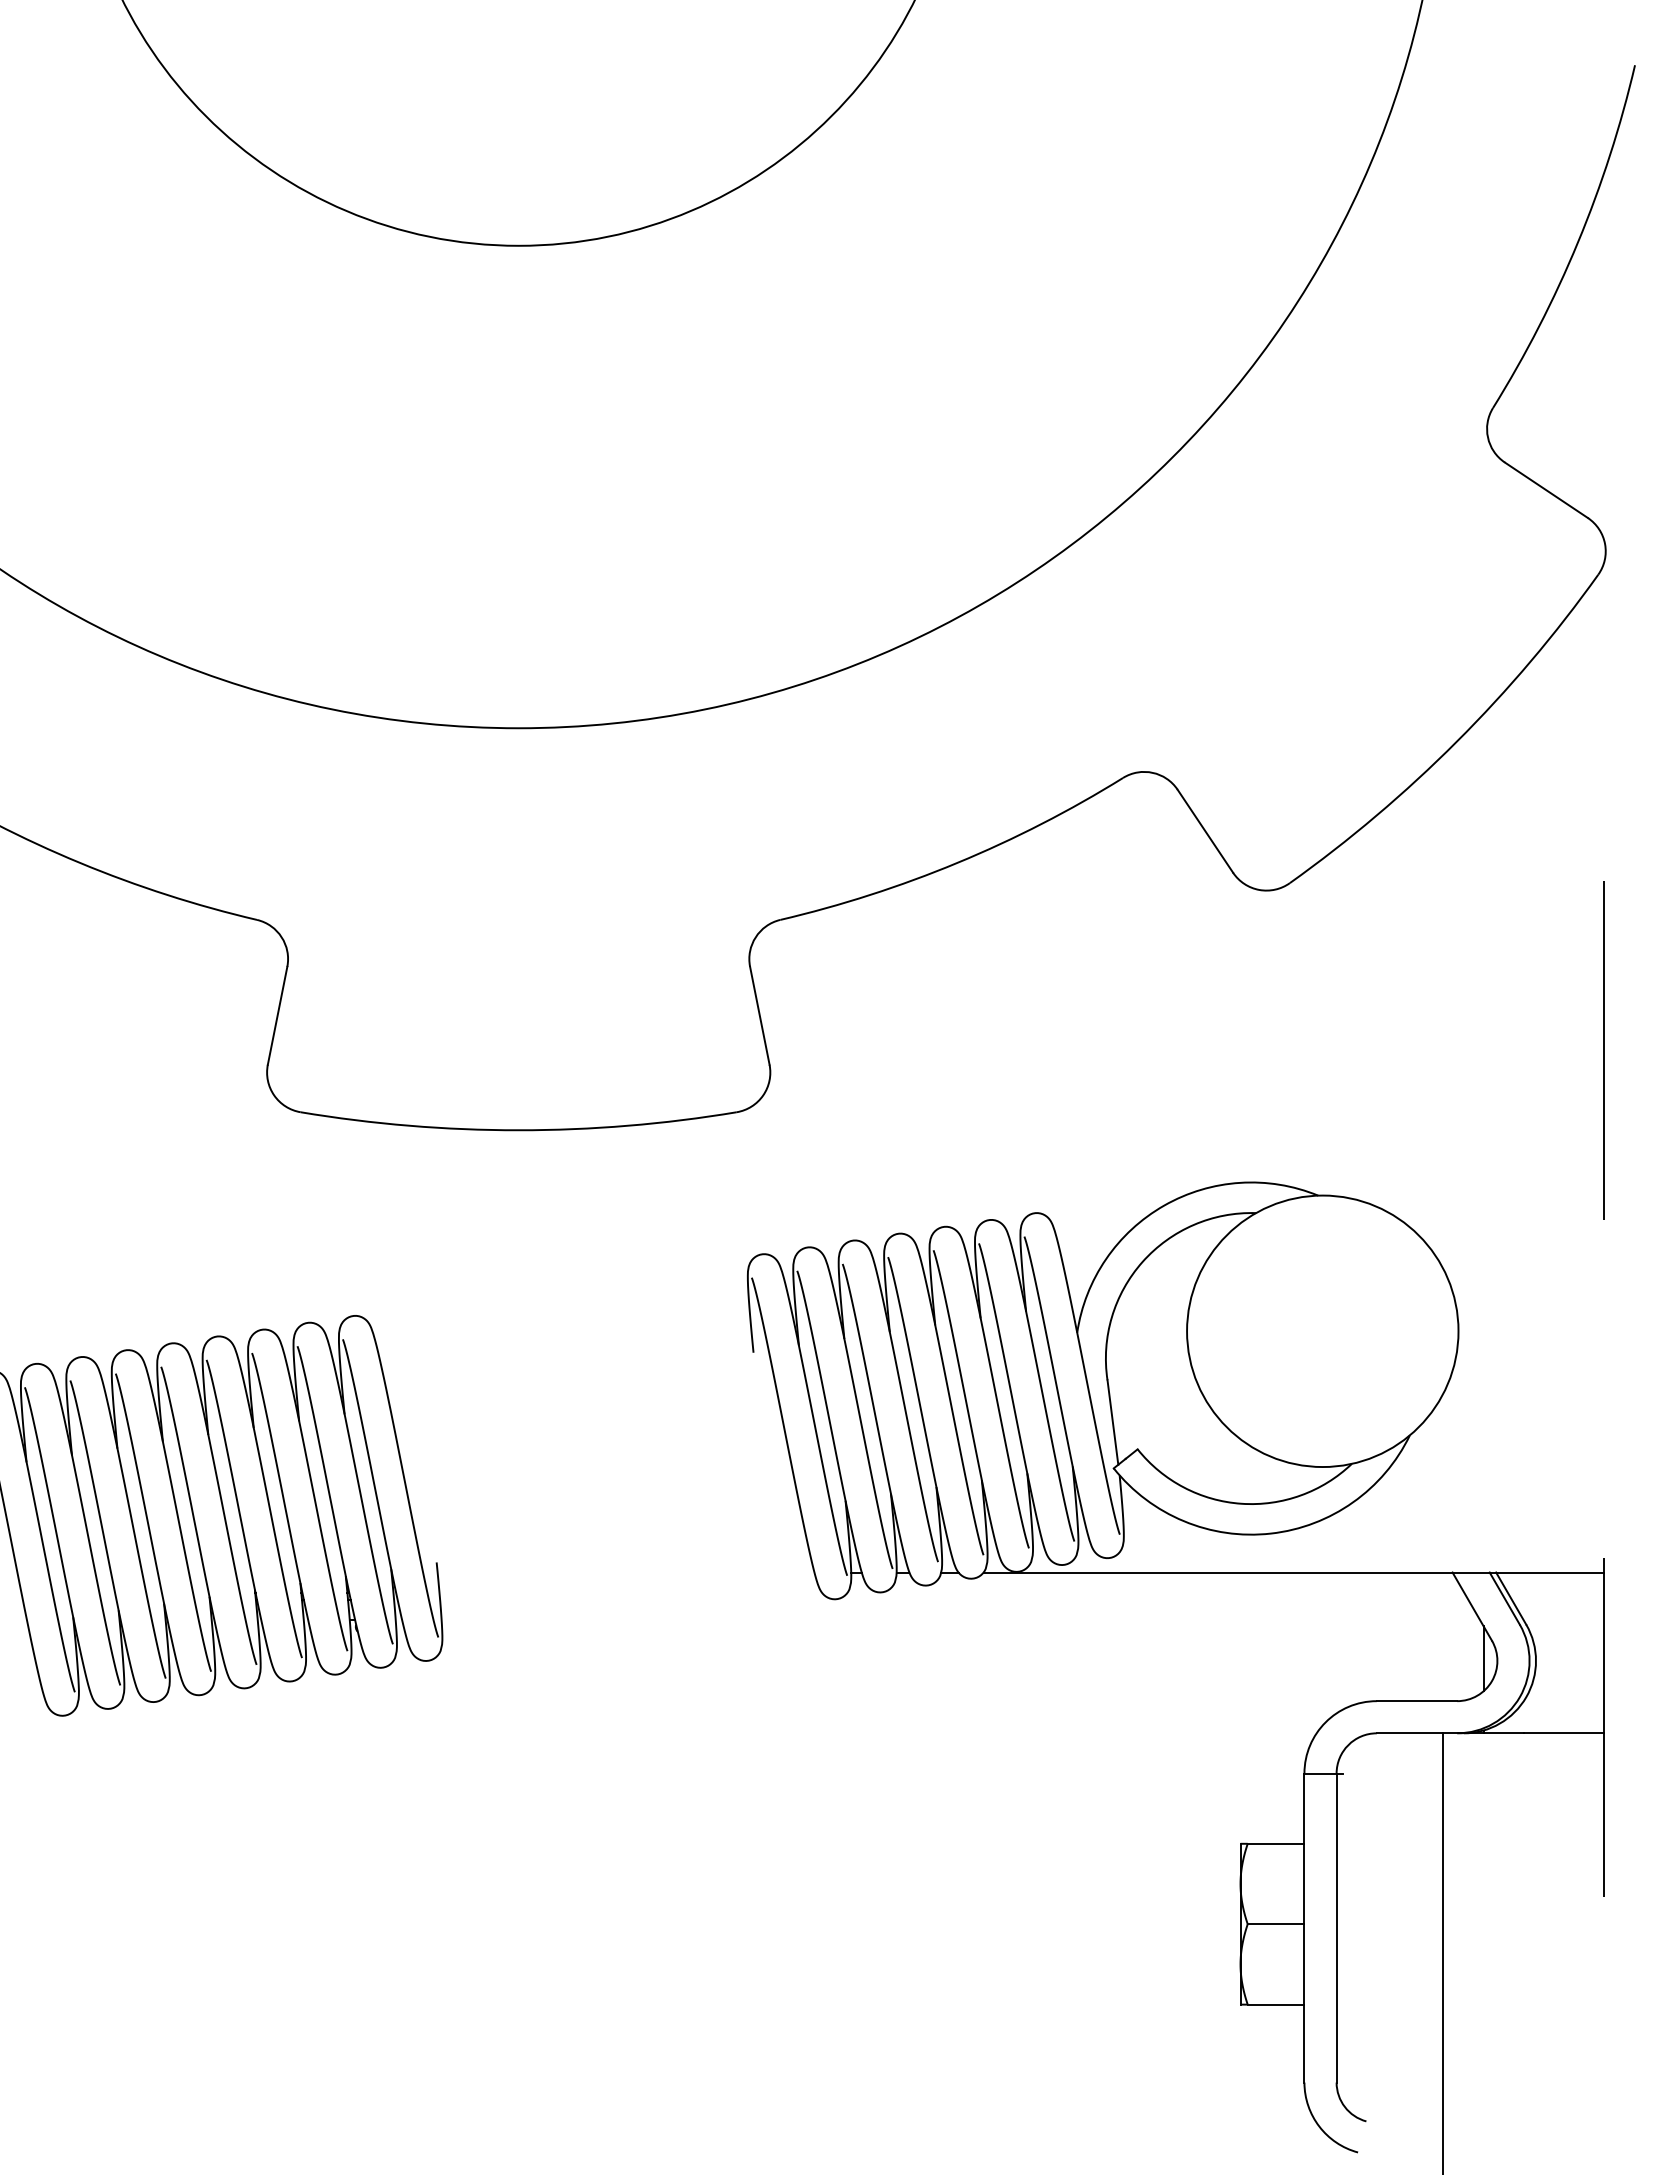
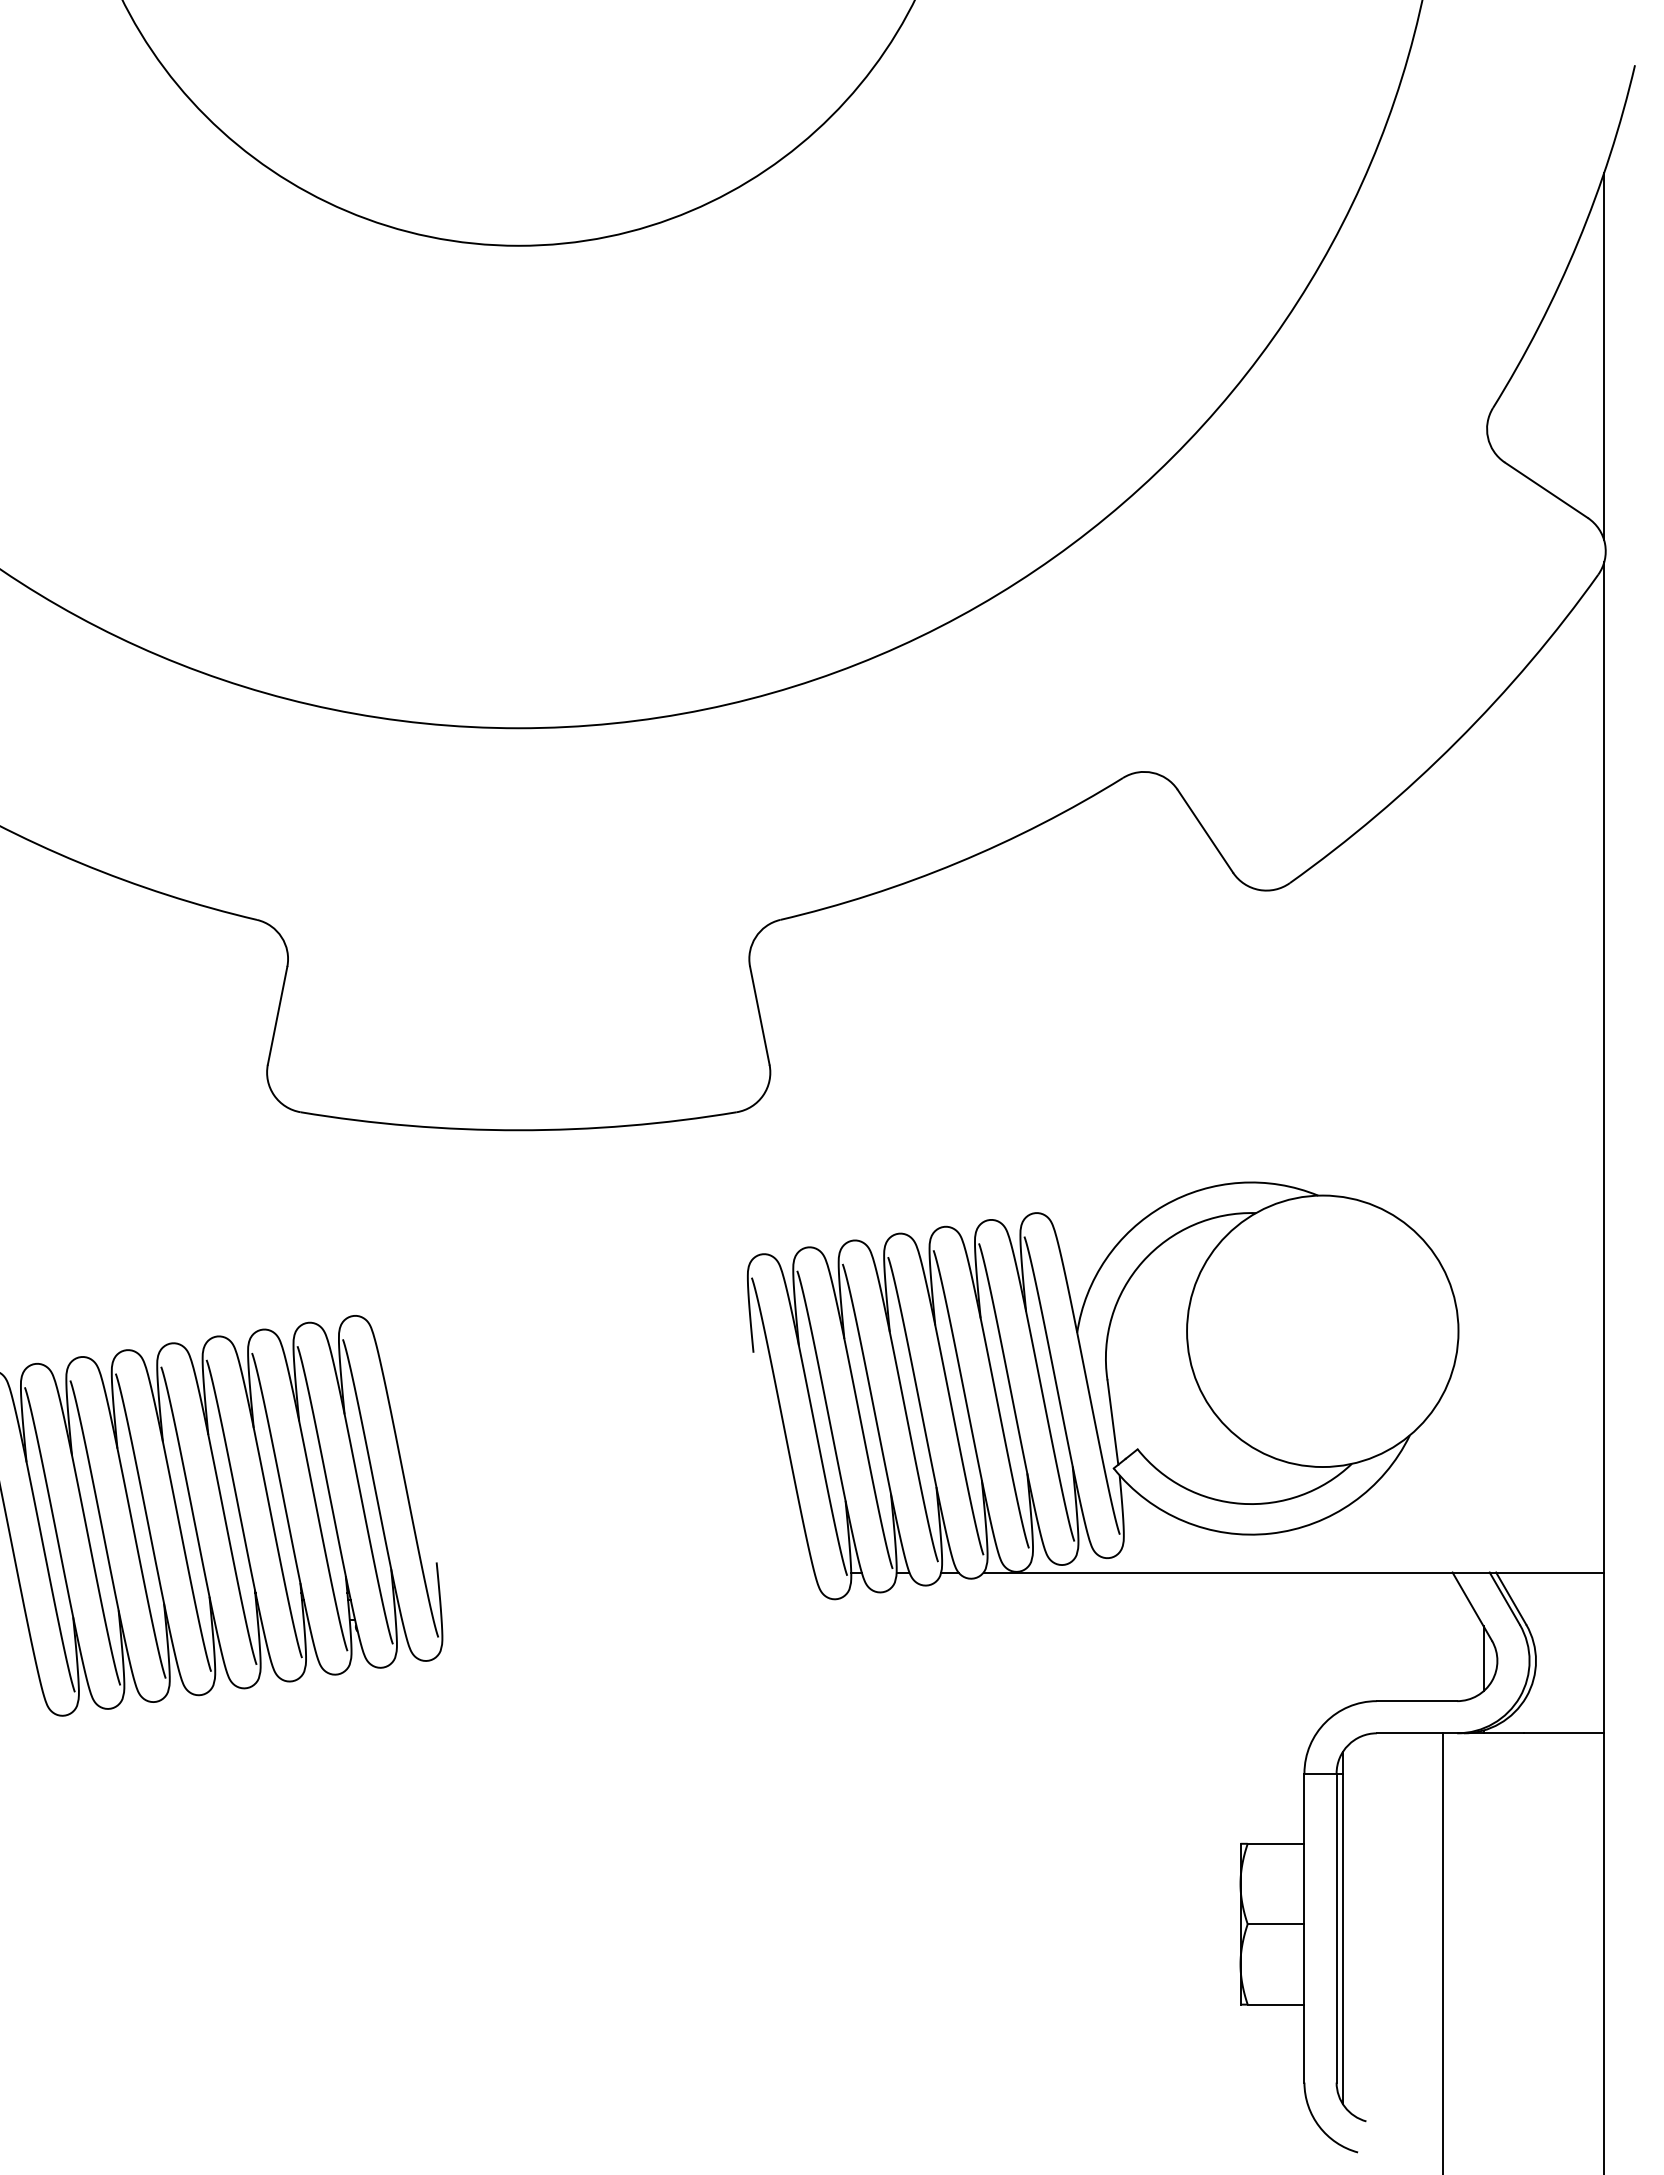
line: none -> present (1604, 356)
line: dashed -> solid (1604, 1368)
line: none -> present (1343, 1927)
